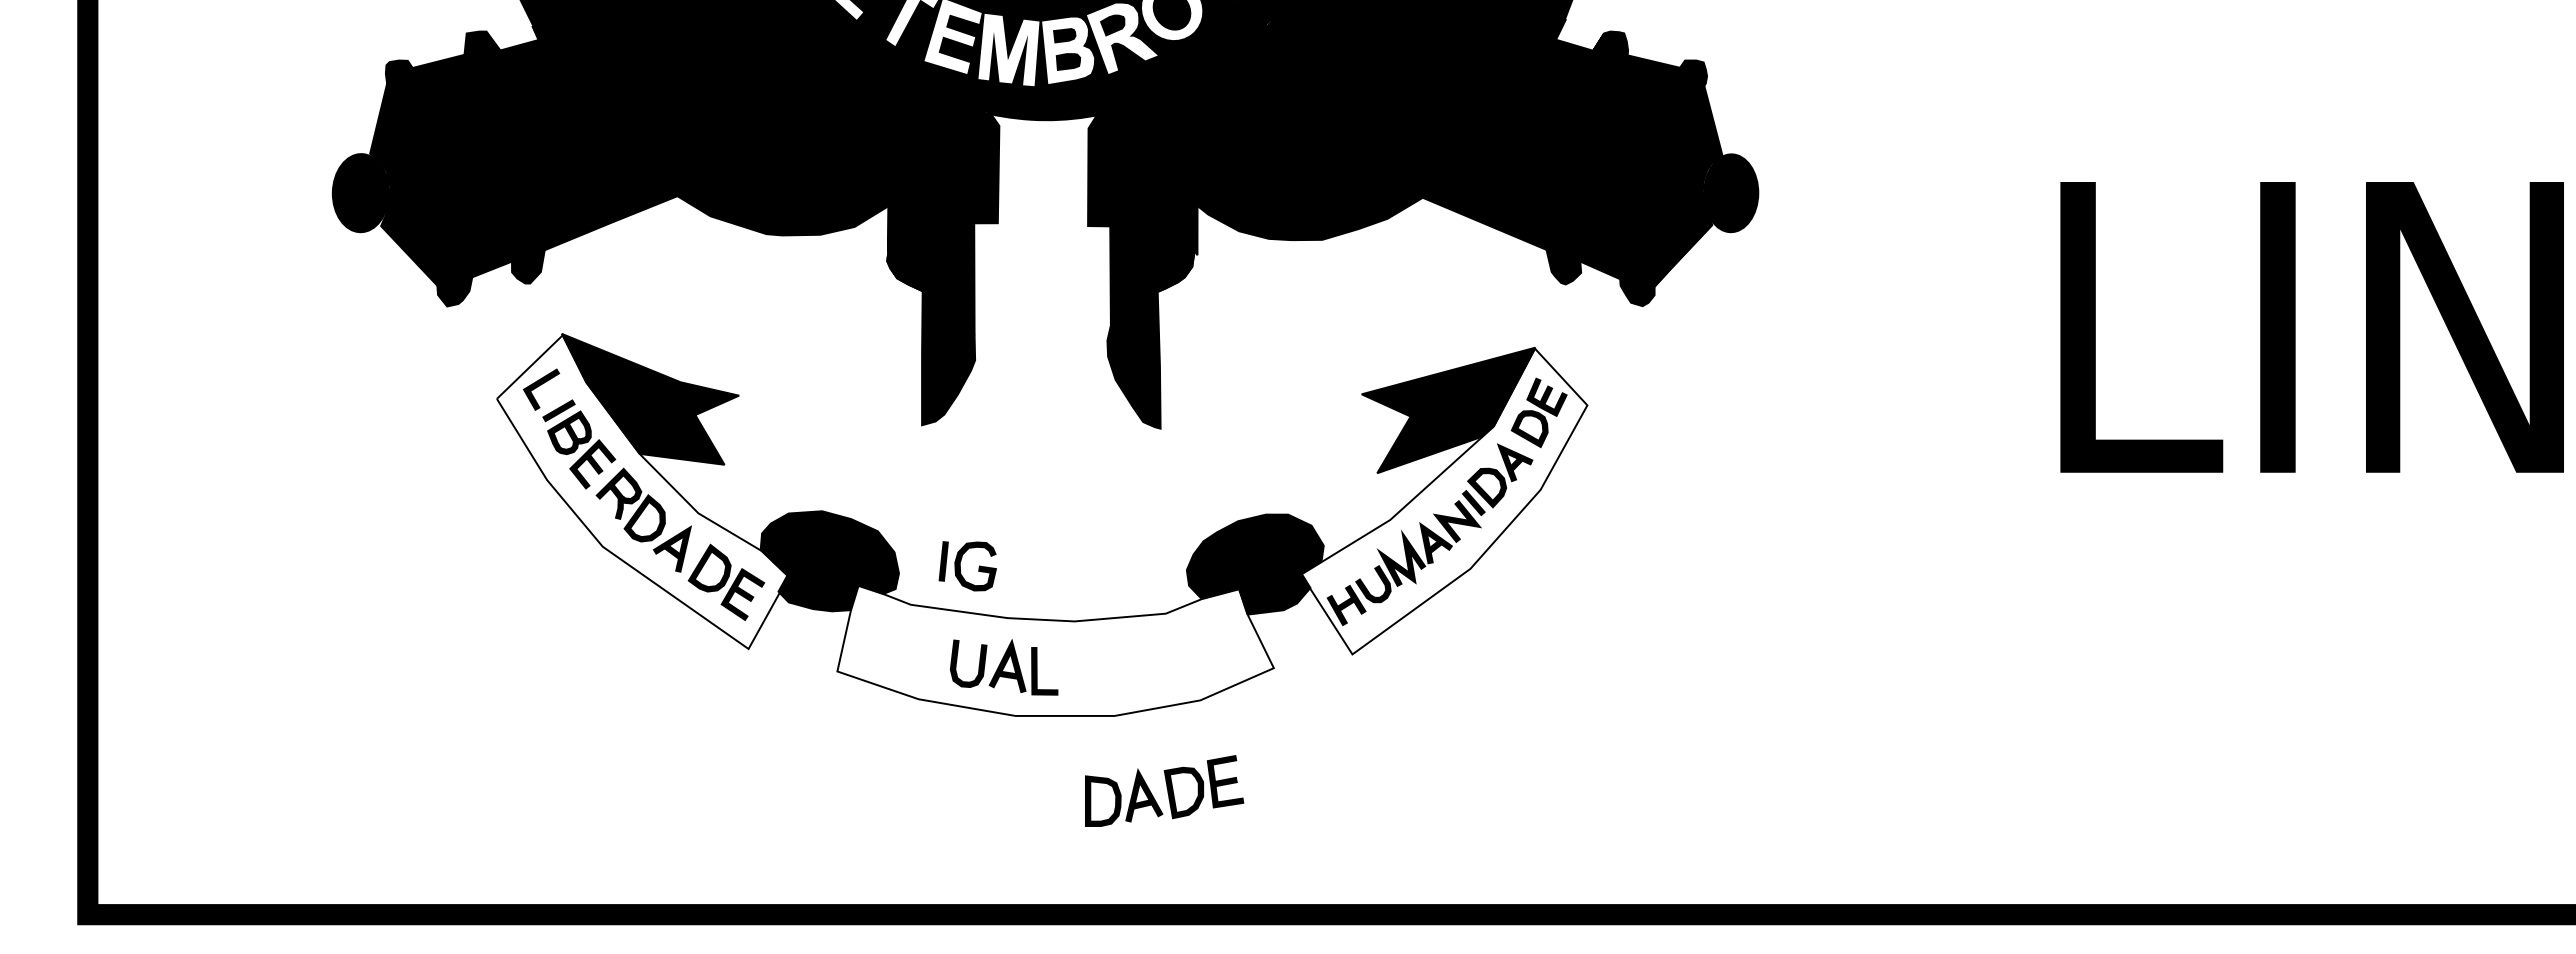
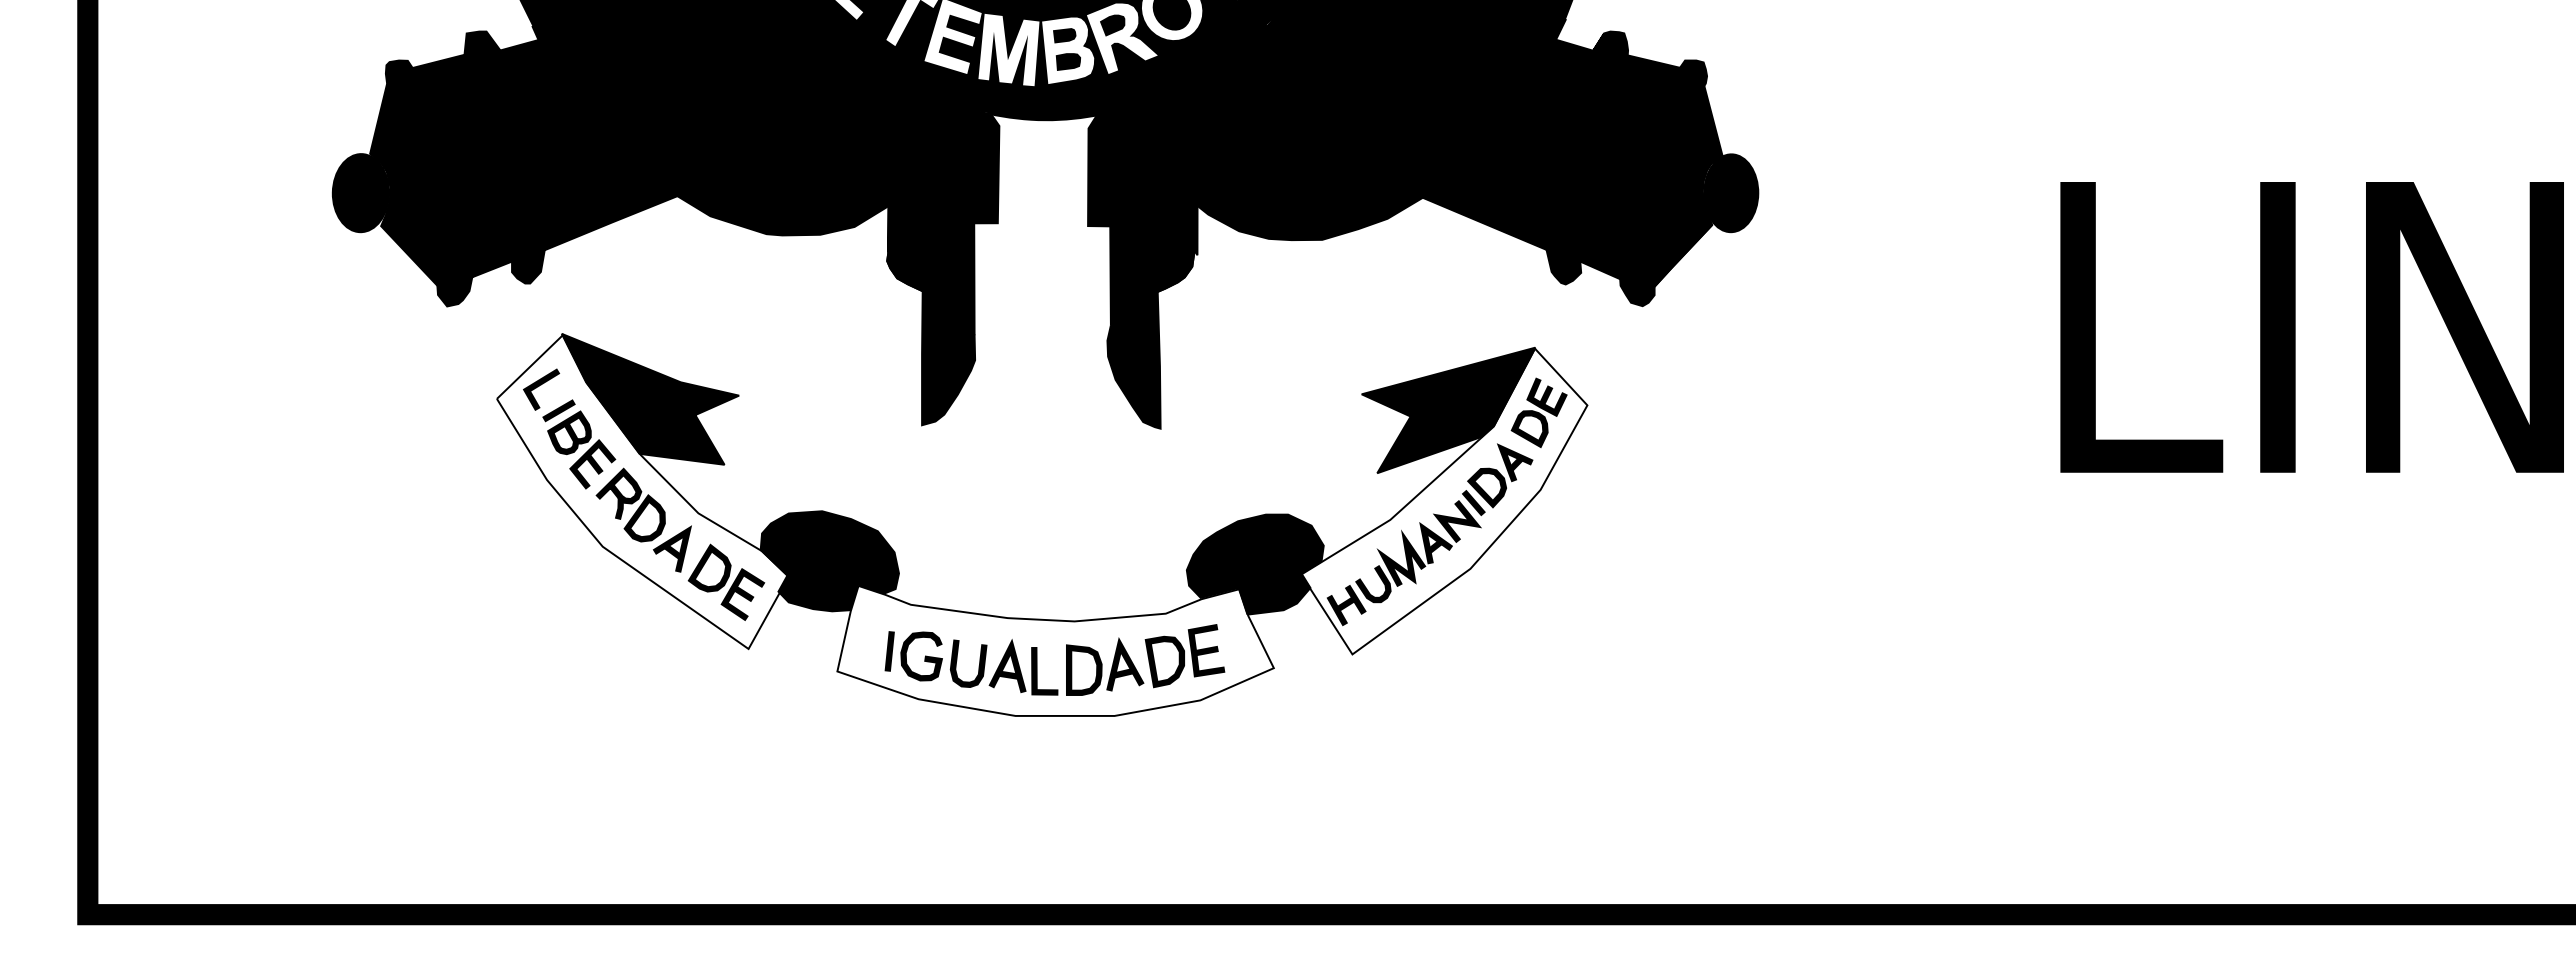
part position: (960, 566) -> (906, 656) (906, 656)
part position: (1164, 790) -> (1145, 659) (1145, 659)
